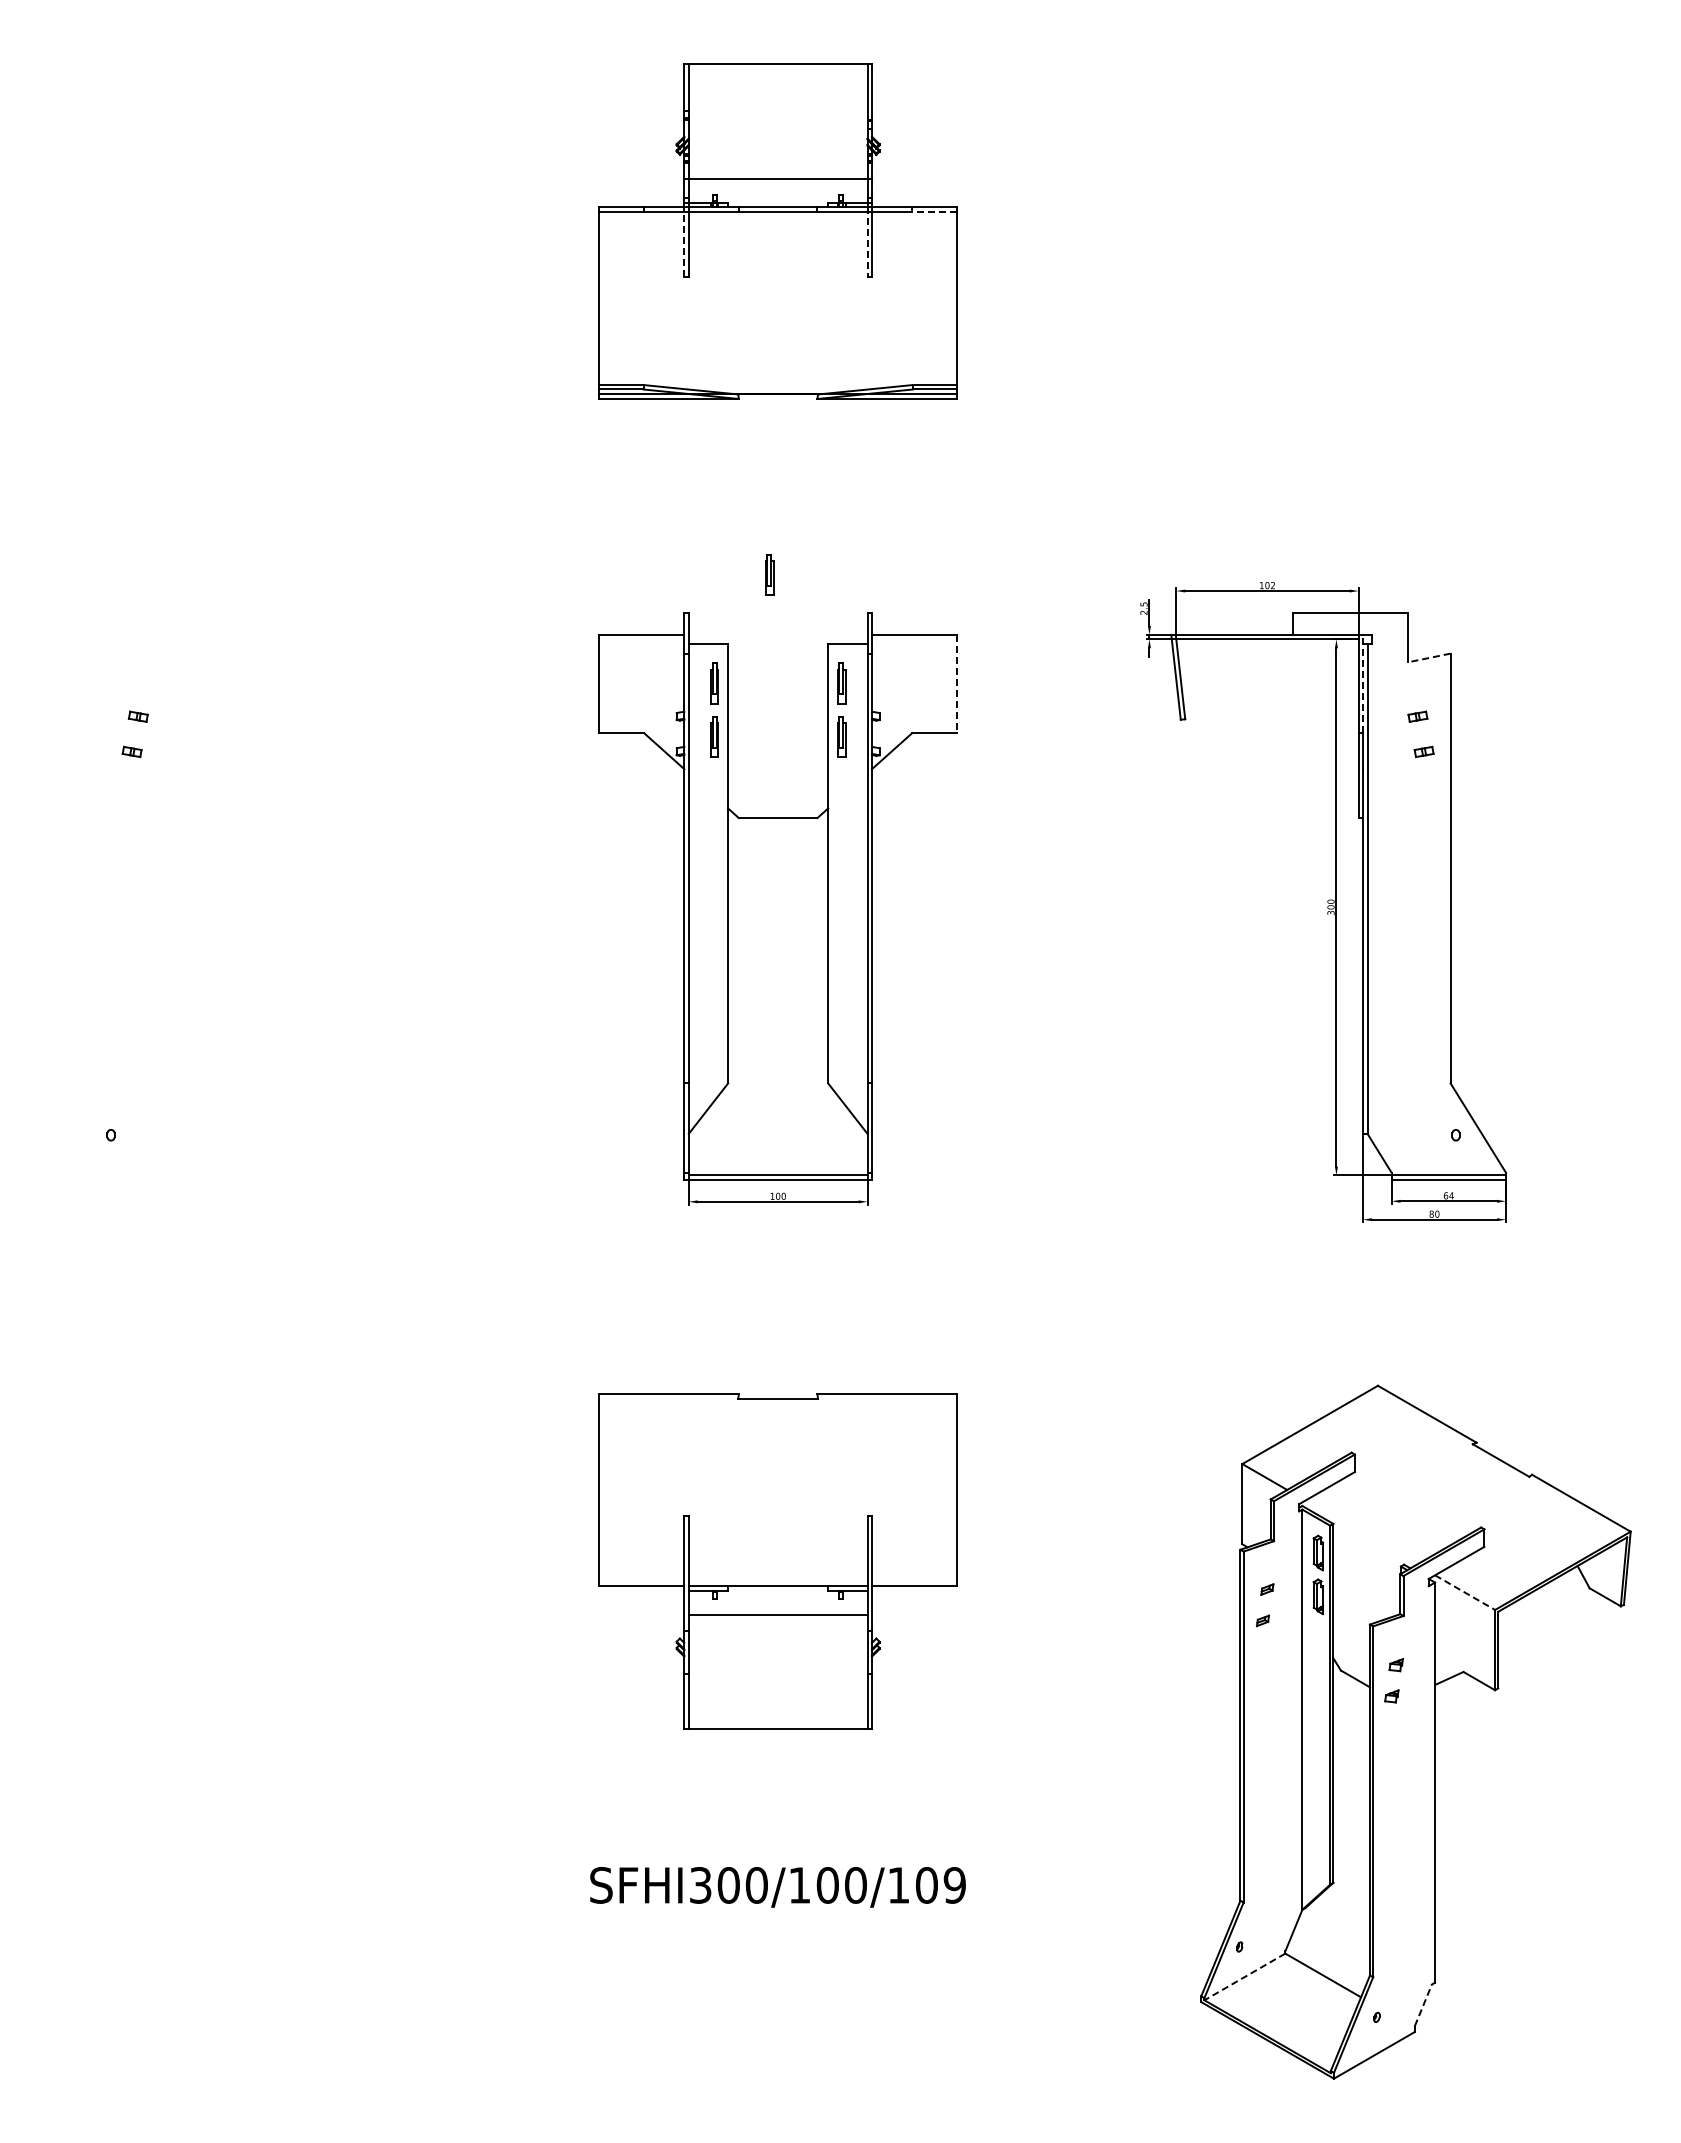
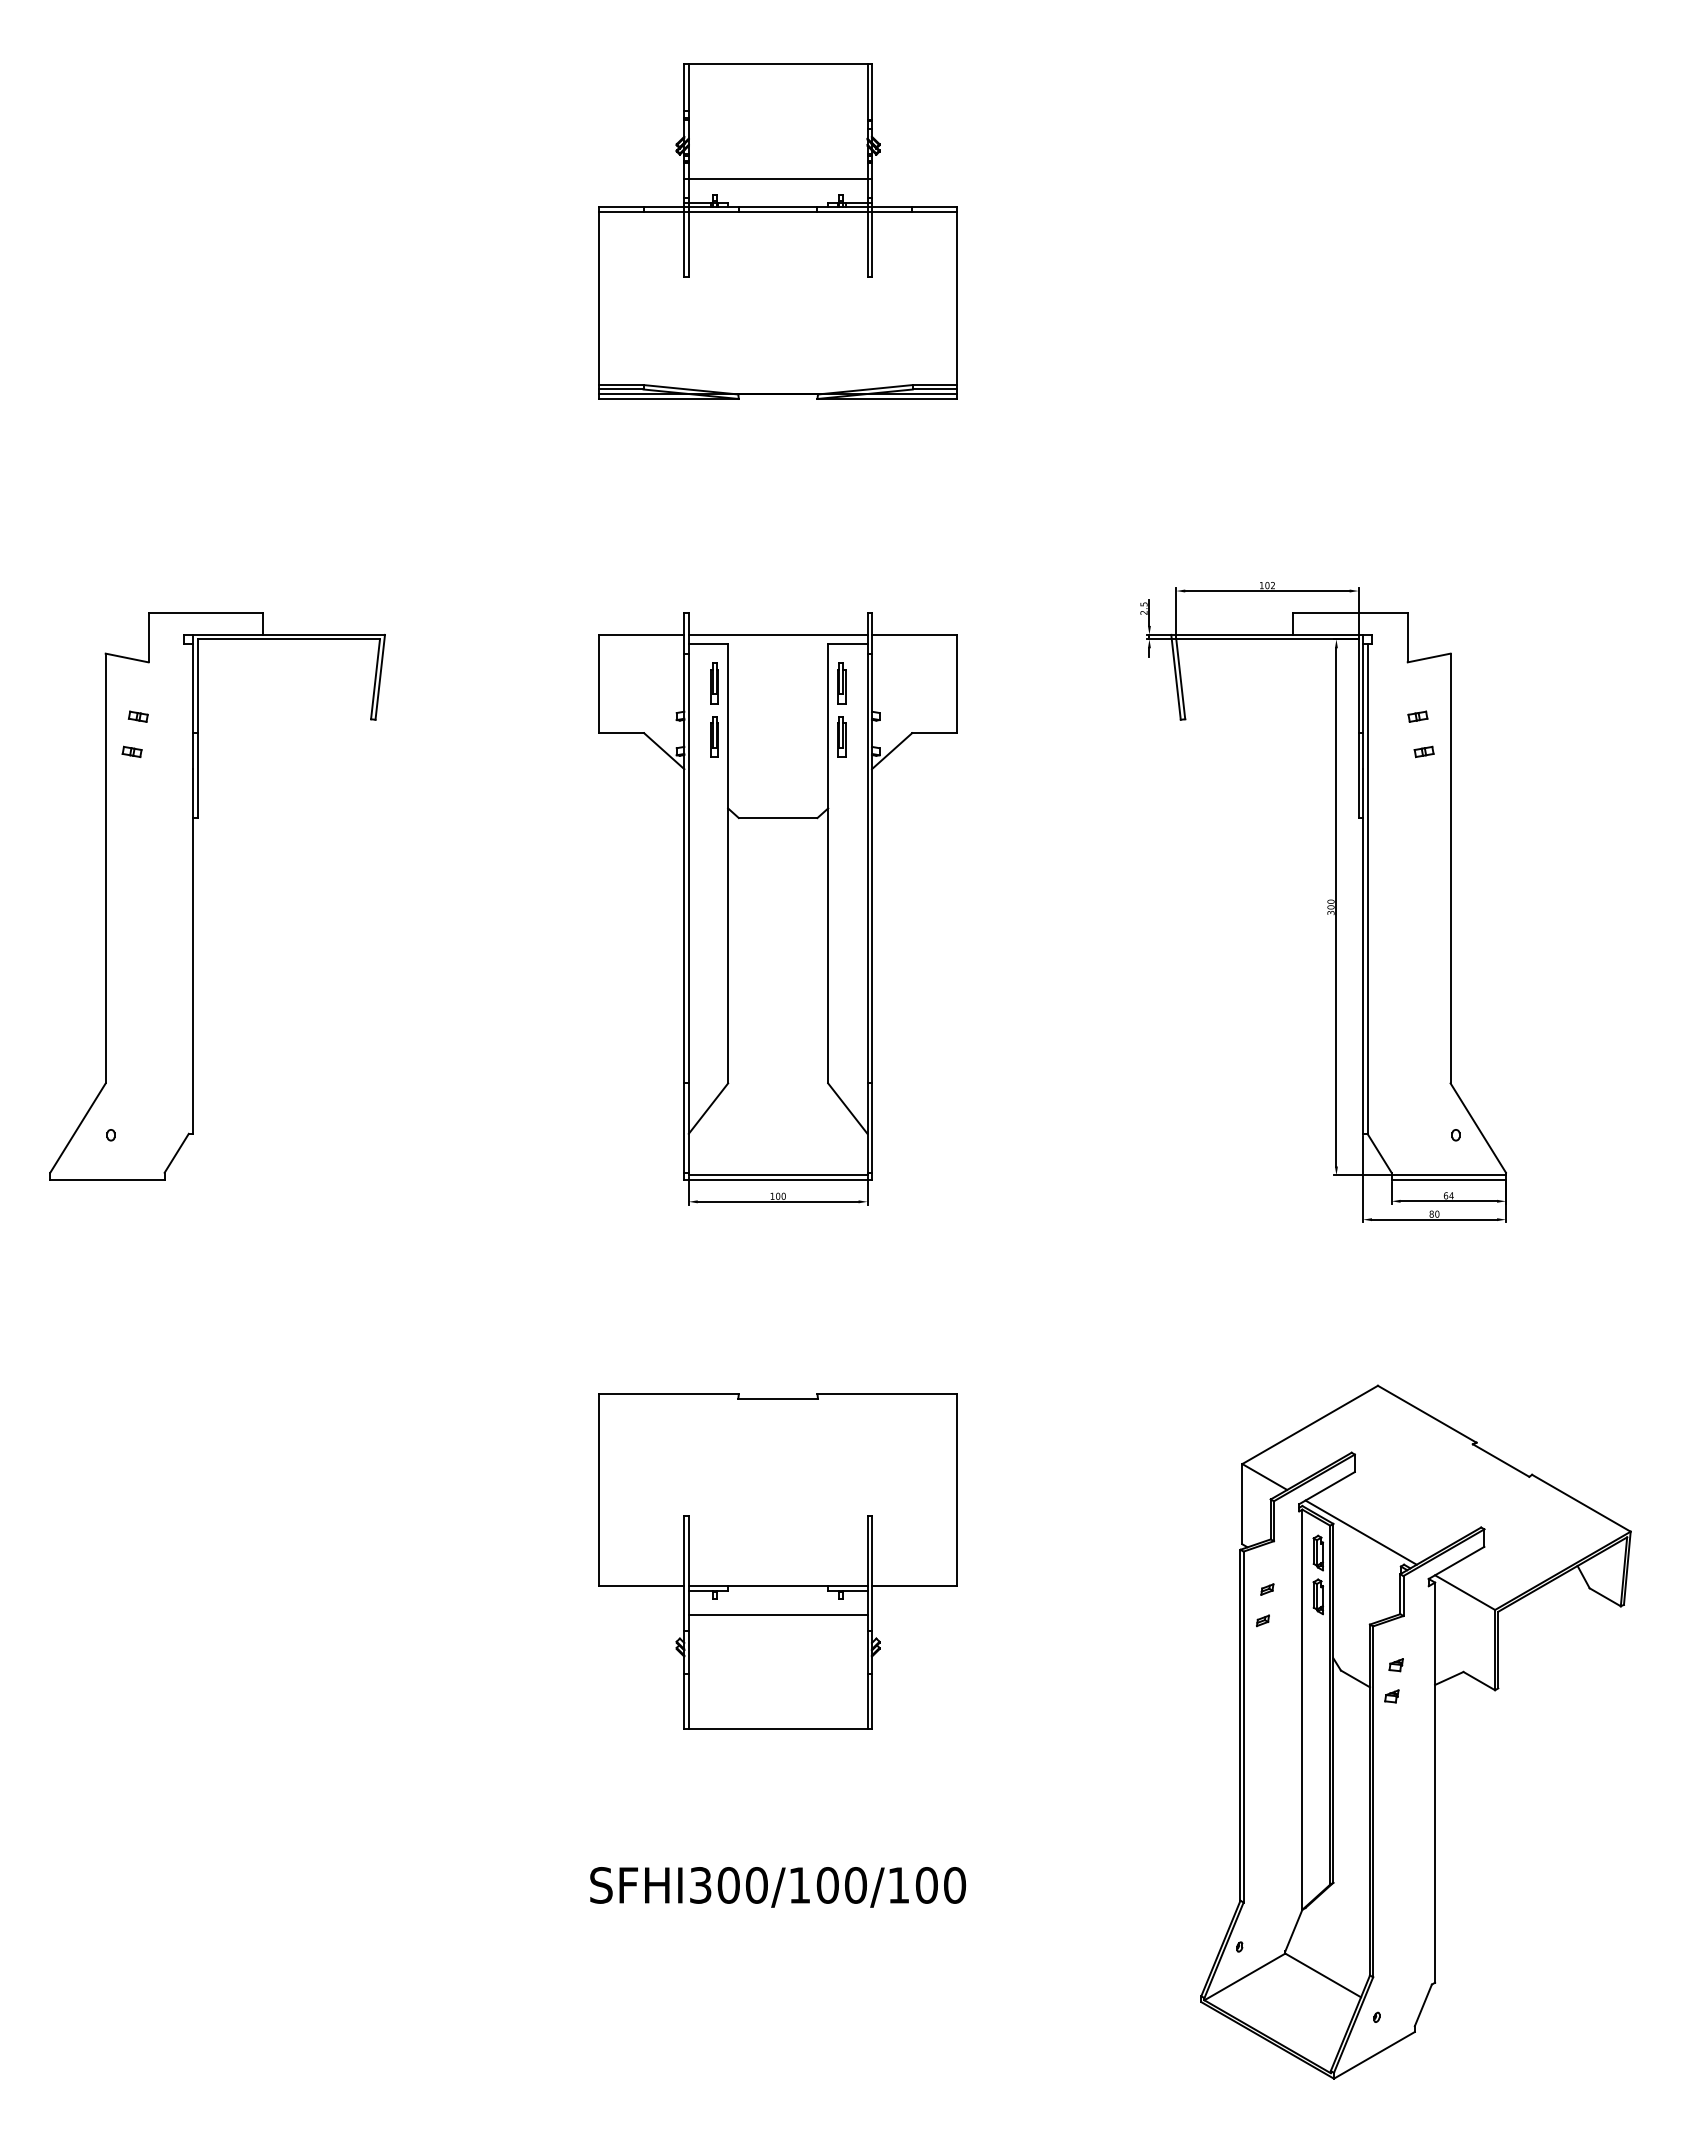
line: dashed -> solid (934, 211)
line: dashed -> solid (684, 242)
line: dashed -> solid (867, 242)
part: present -> none (769, 574)
line: none -> present (777, 634)
line: dashed -> solid (1429, 658)
line: dashed -> solid (1363, 683)
line: dashed -> solid (956, 684)
part: none -> present (193, 896)
line: none -> present (1360, 1532)
line: dashed -> solid (1465, 1592)
text: SFHI300/100/109 -> SFHI300/100/100 (954, 1885)
line: dashed -> solid (1244, 1976)
line: dashed -> solid (1423, 2004)
